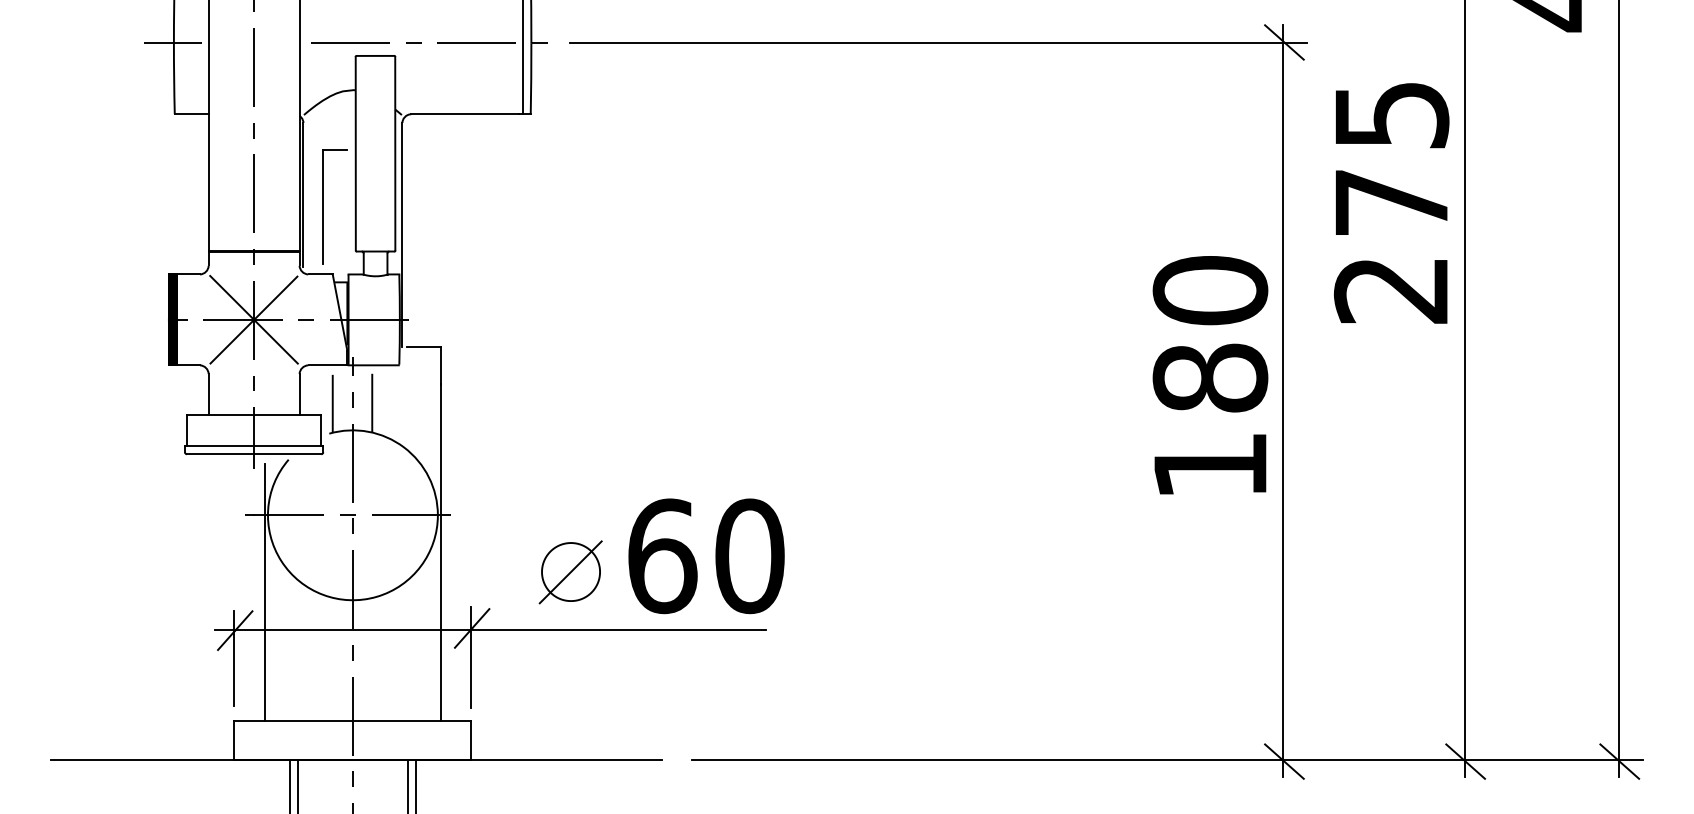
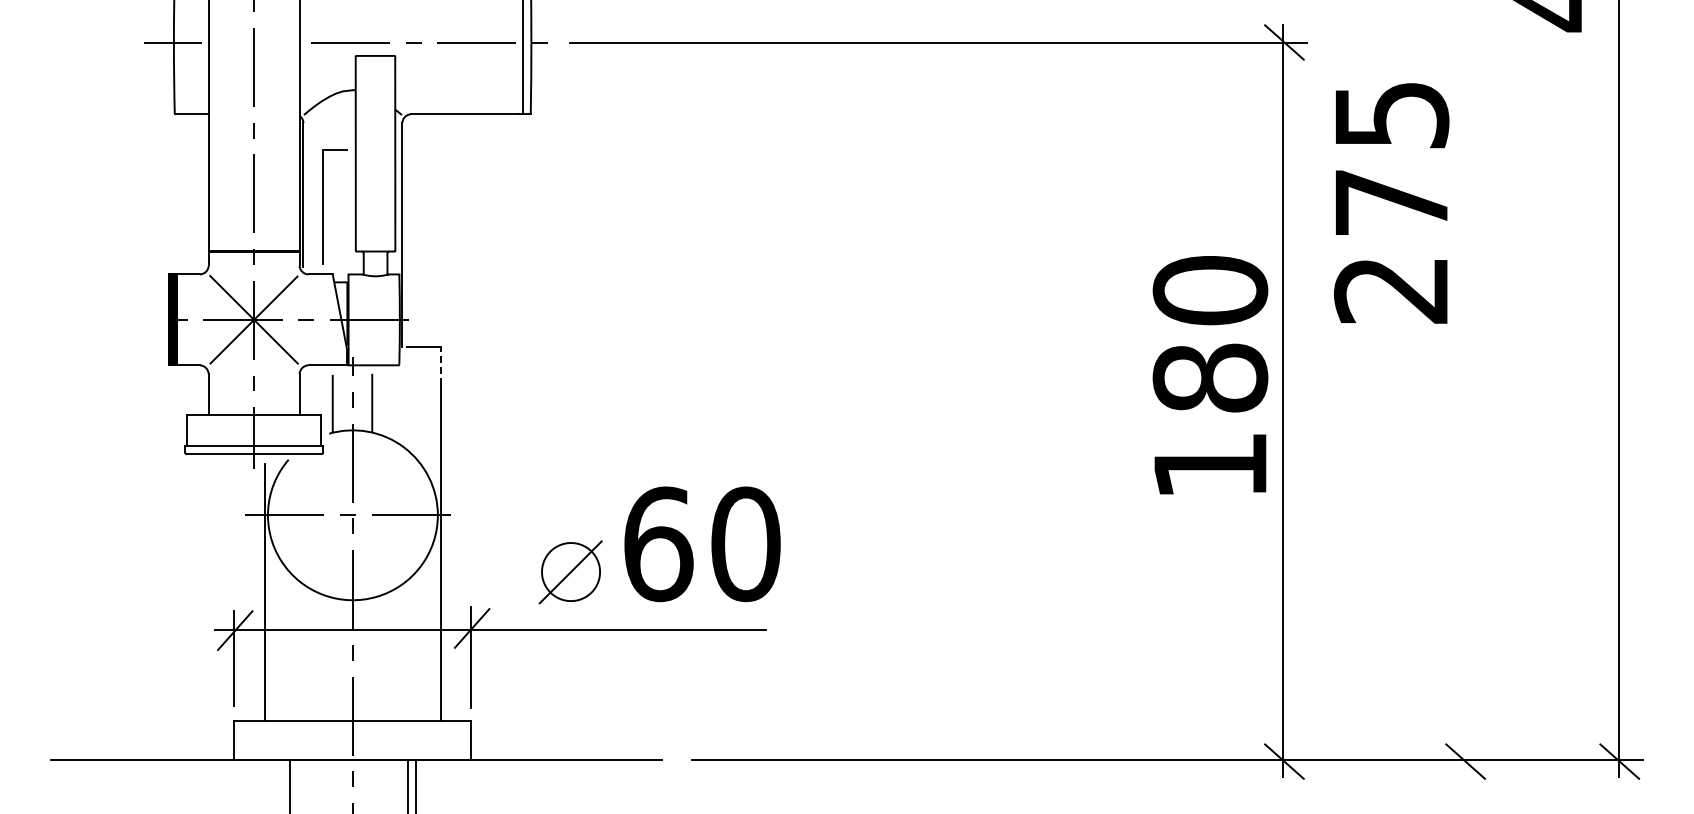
line: solid -> dashed (440, 365)
line: present -> none (1464, 389)
text position: (706, 556) -> (702, 544) (702, 544)
line: present -> none (297, 785)
